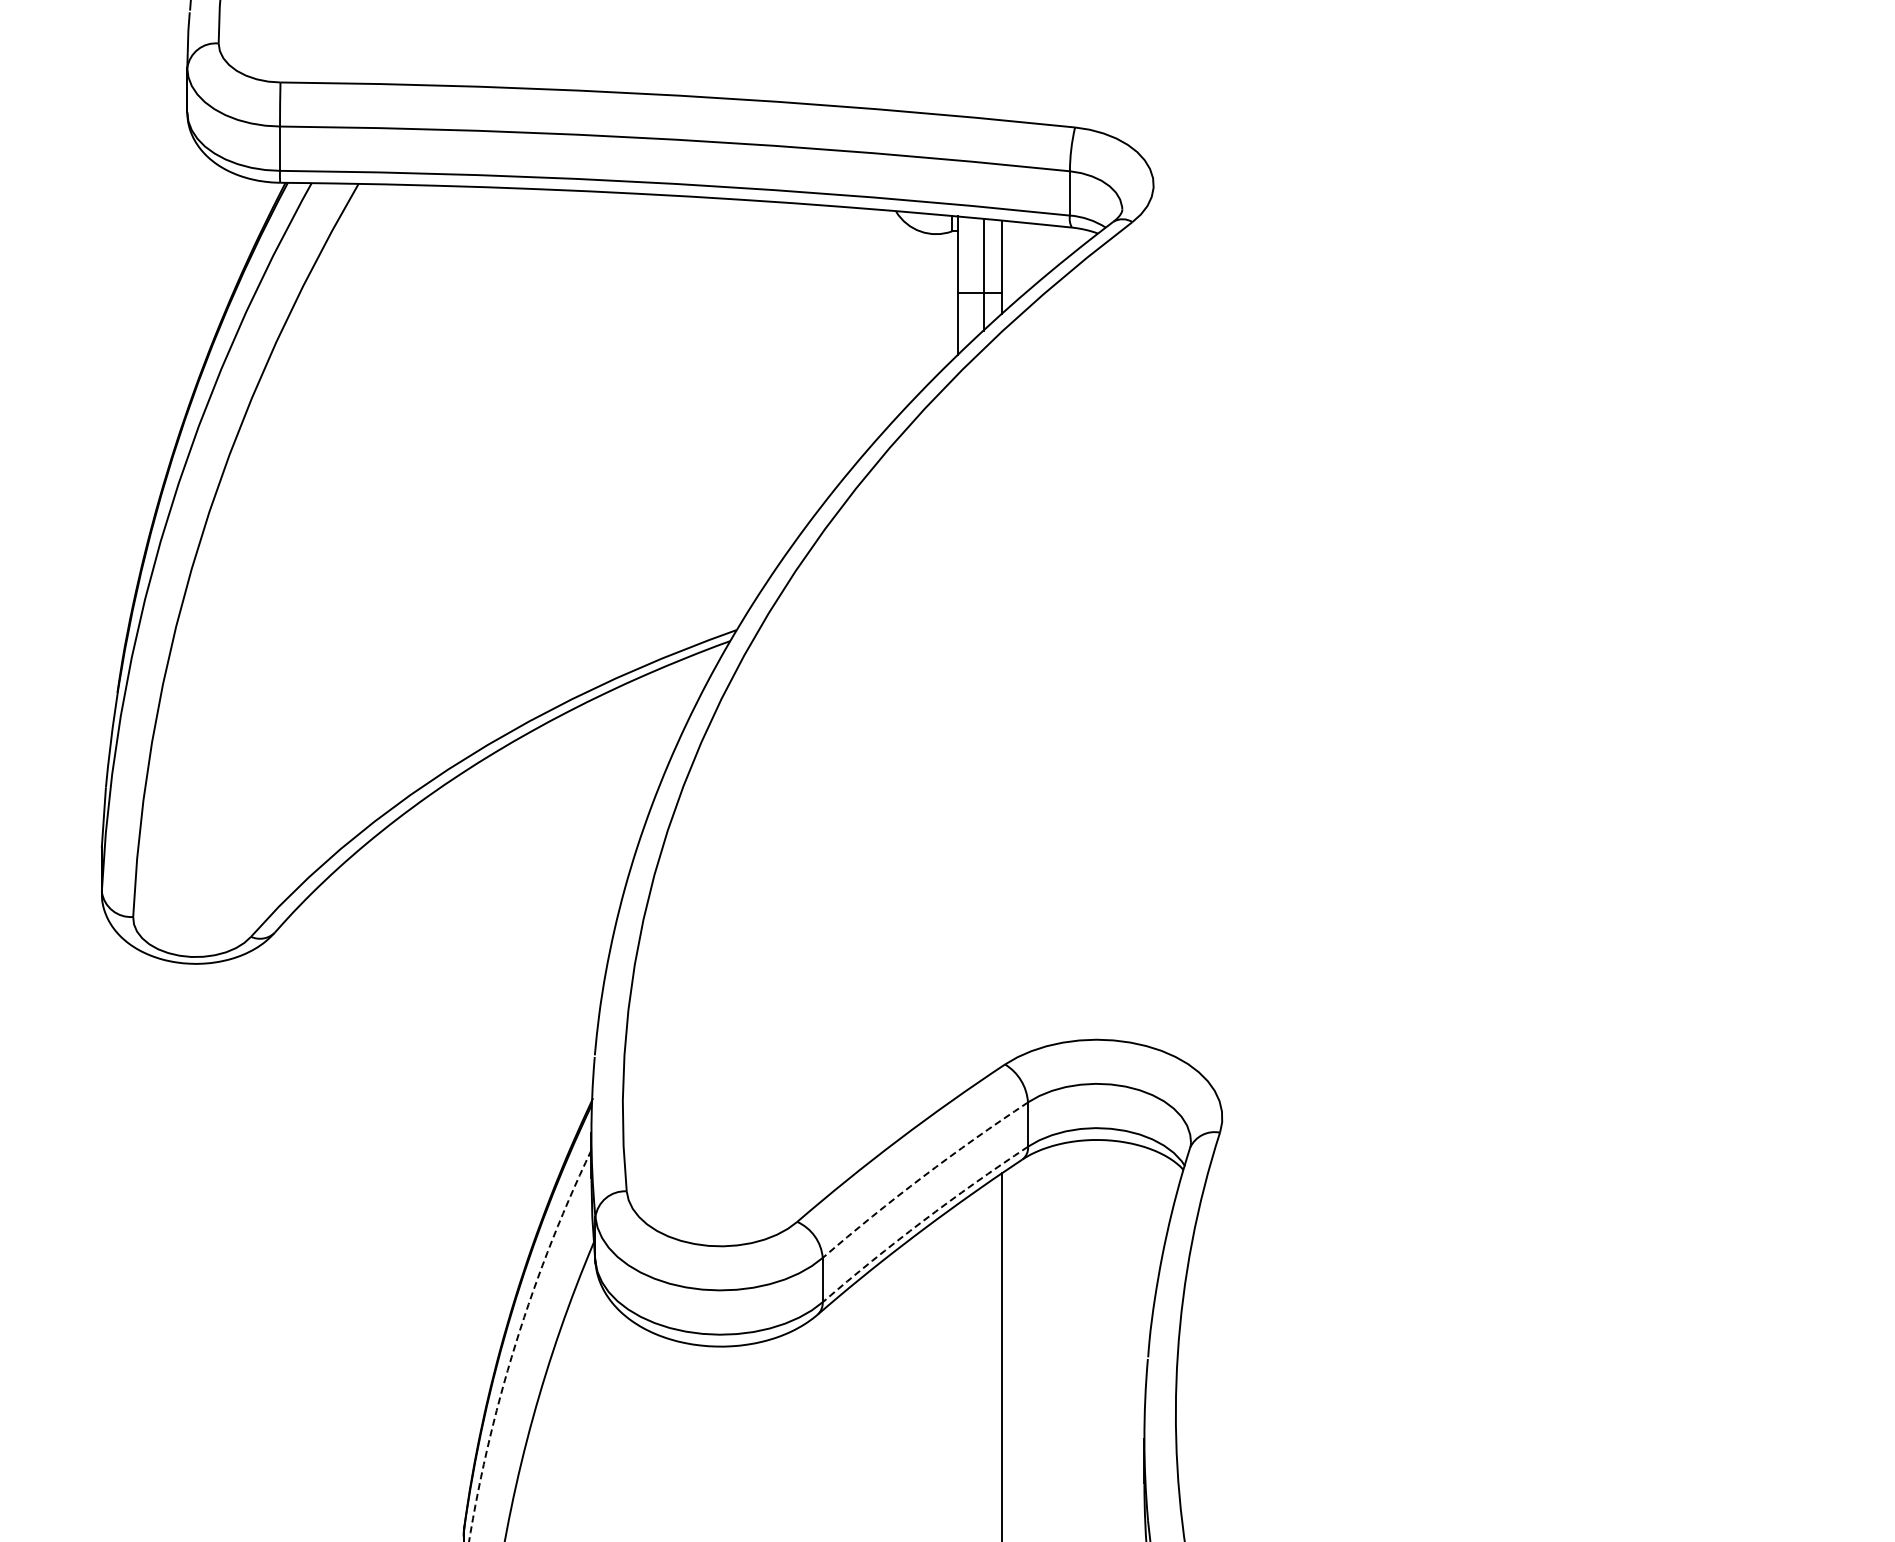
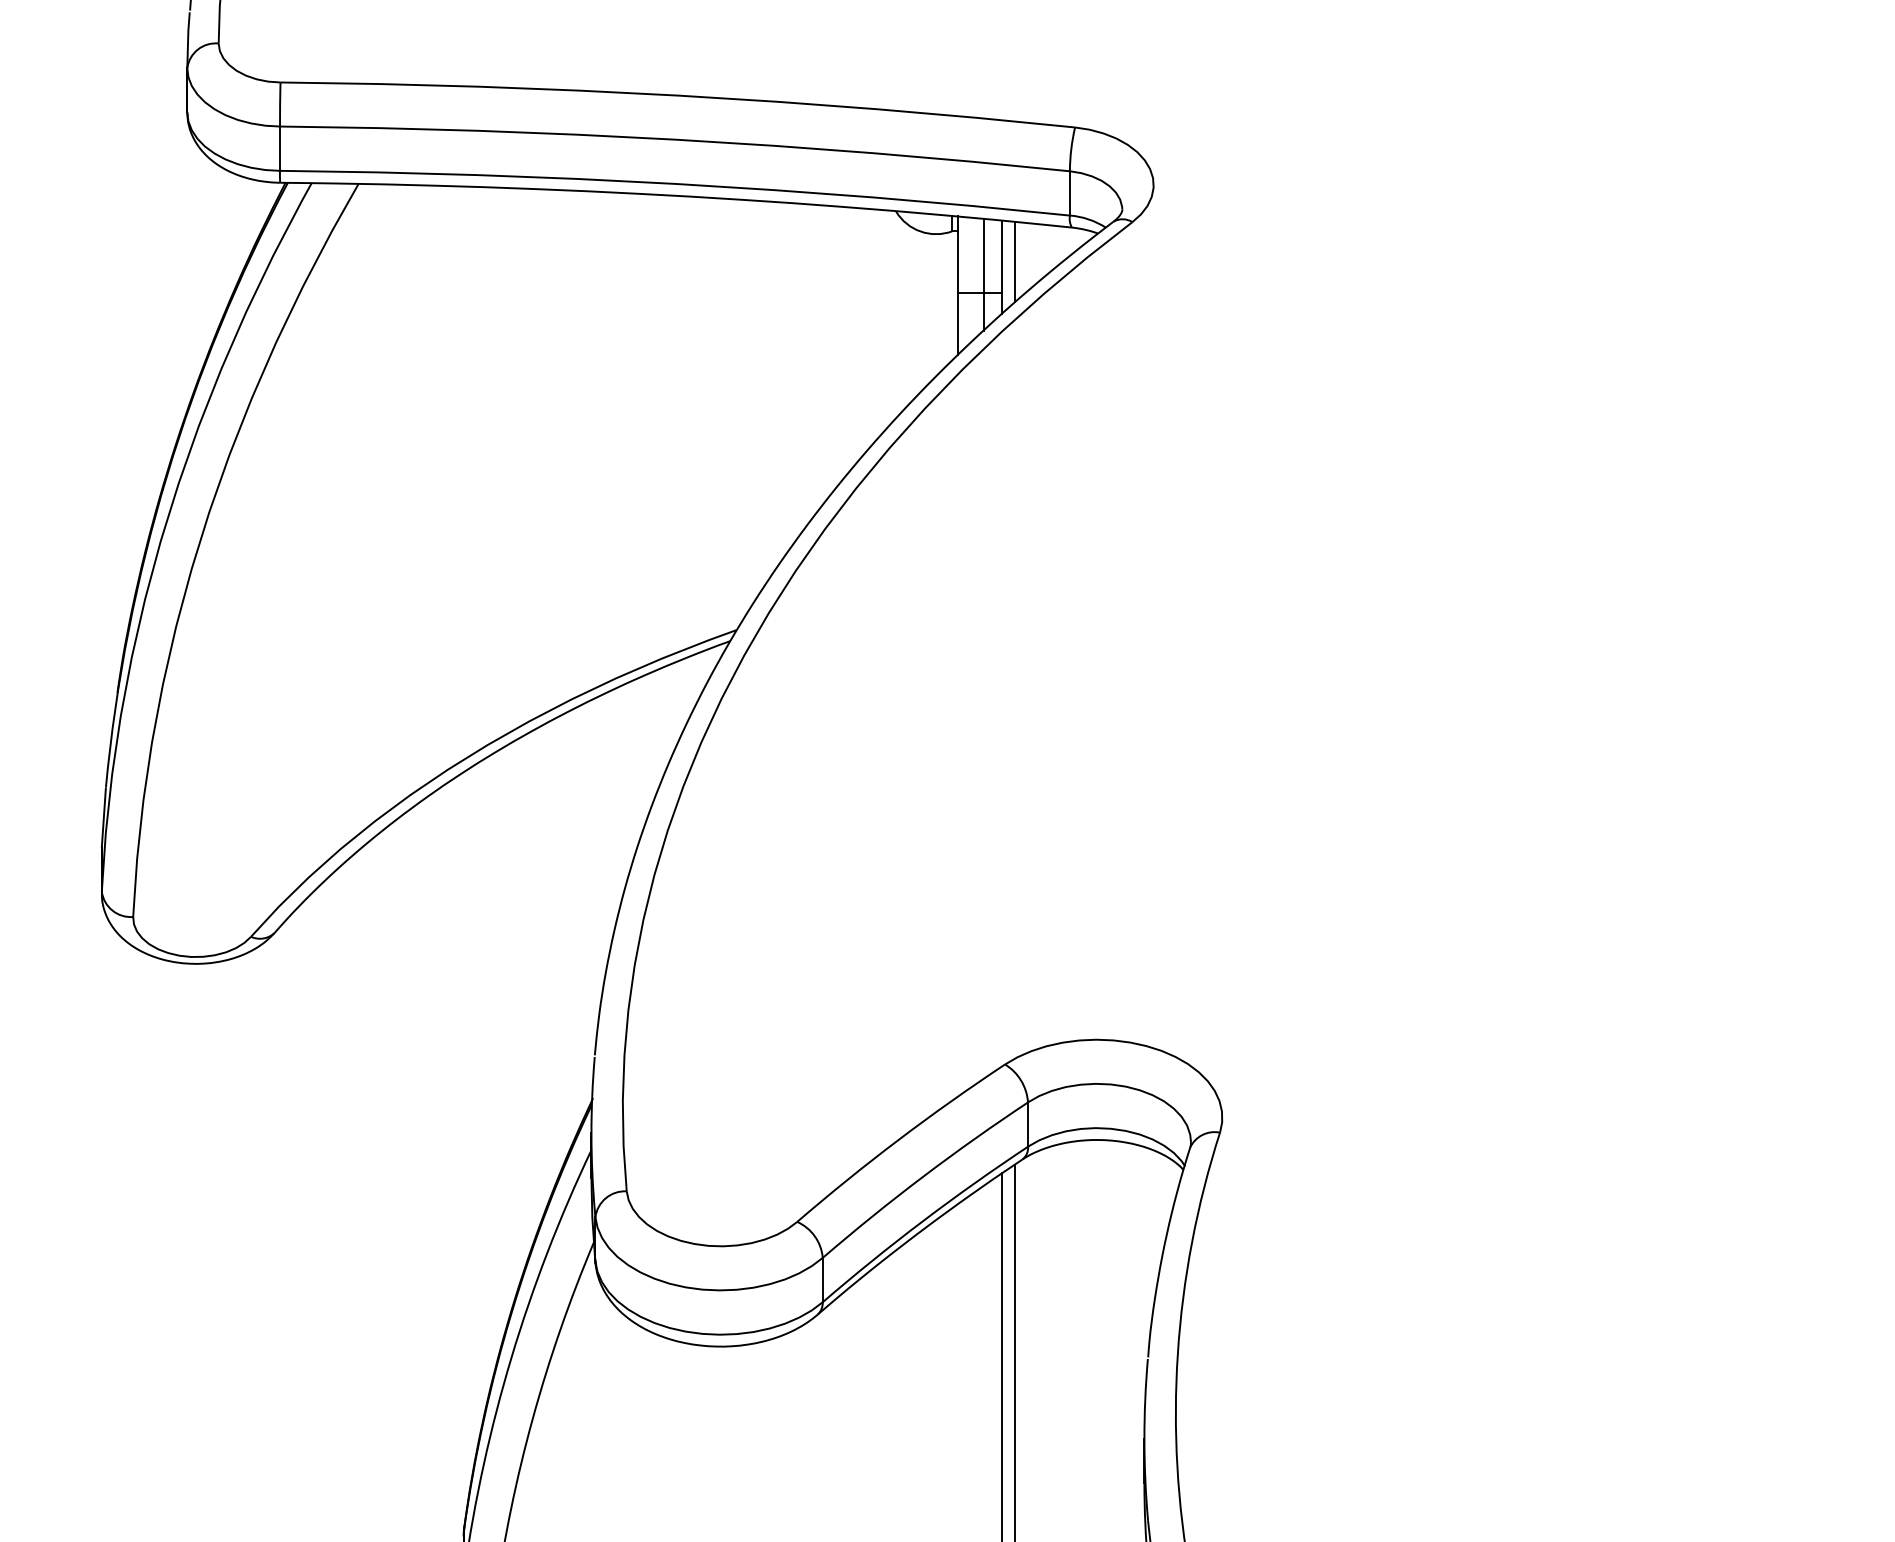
line: none -> present (1014, 262)
arc: dashed -> solid (922, 1176)
arc: dashed -> solid (922, 1221)
arc: dashed -> solid (516, 1342)
line: none -> present (1014, 1351)
